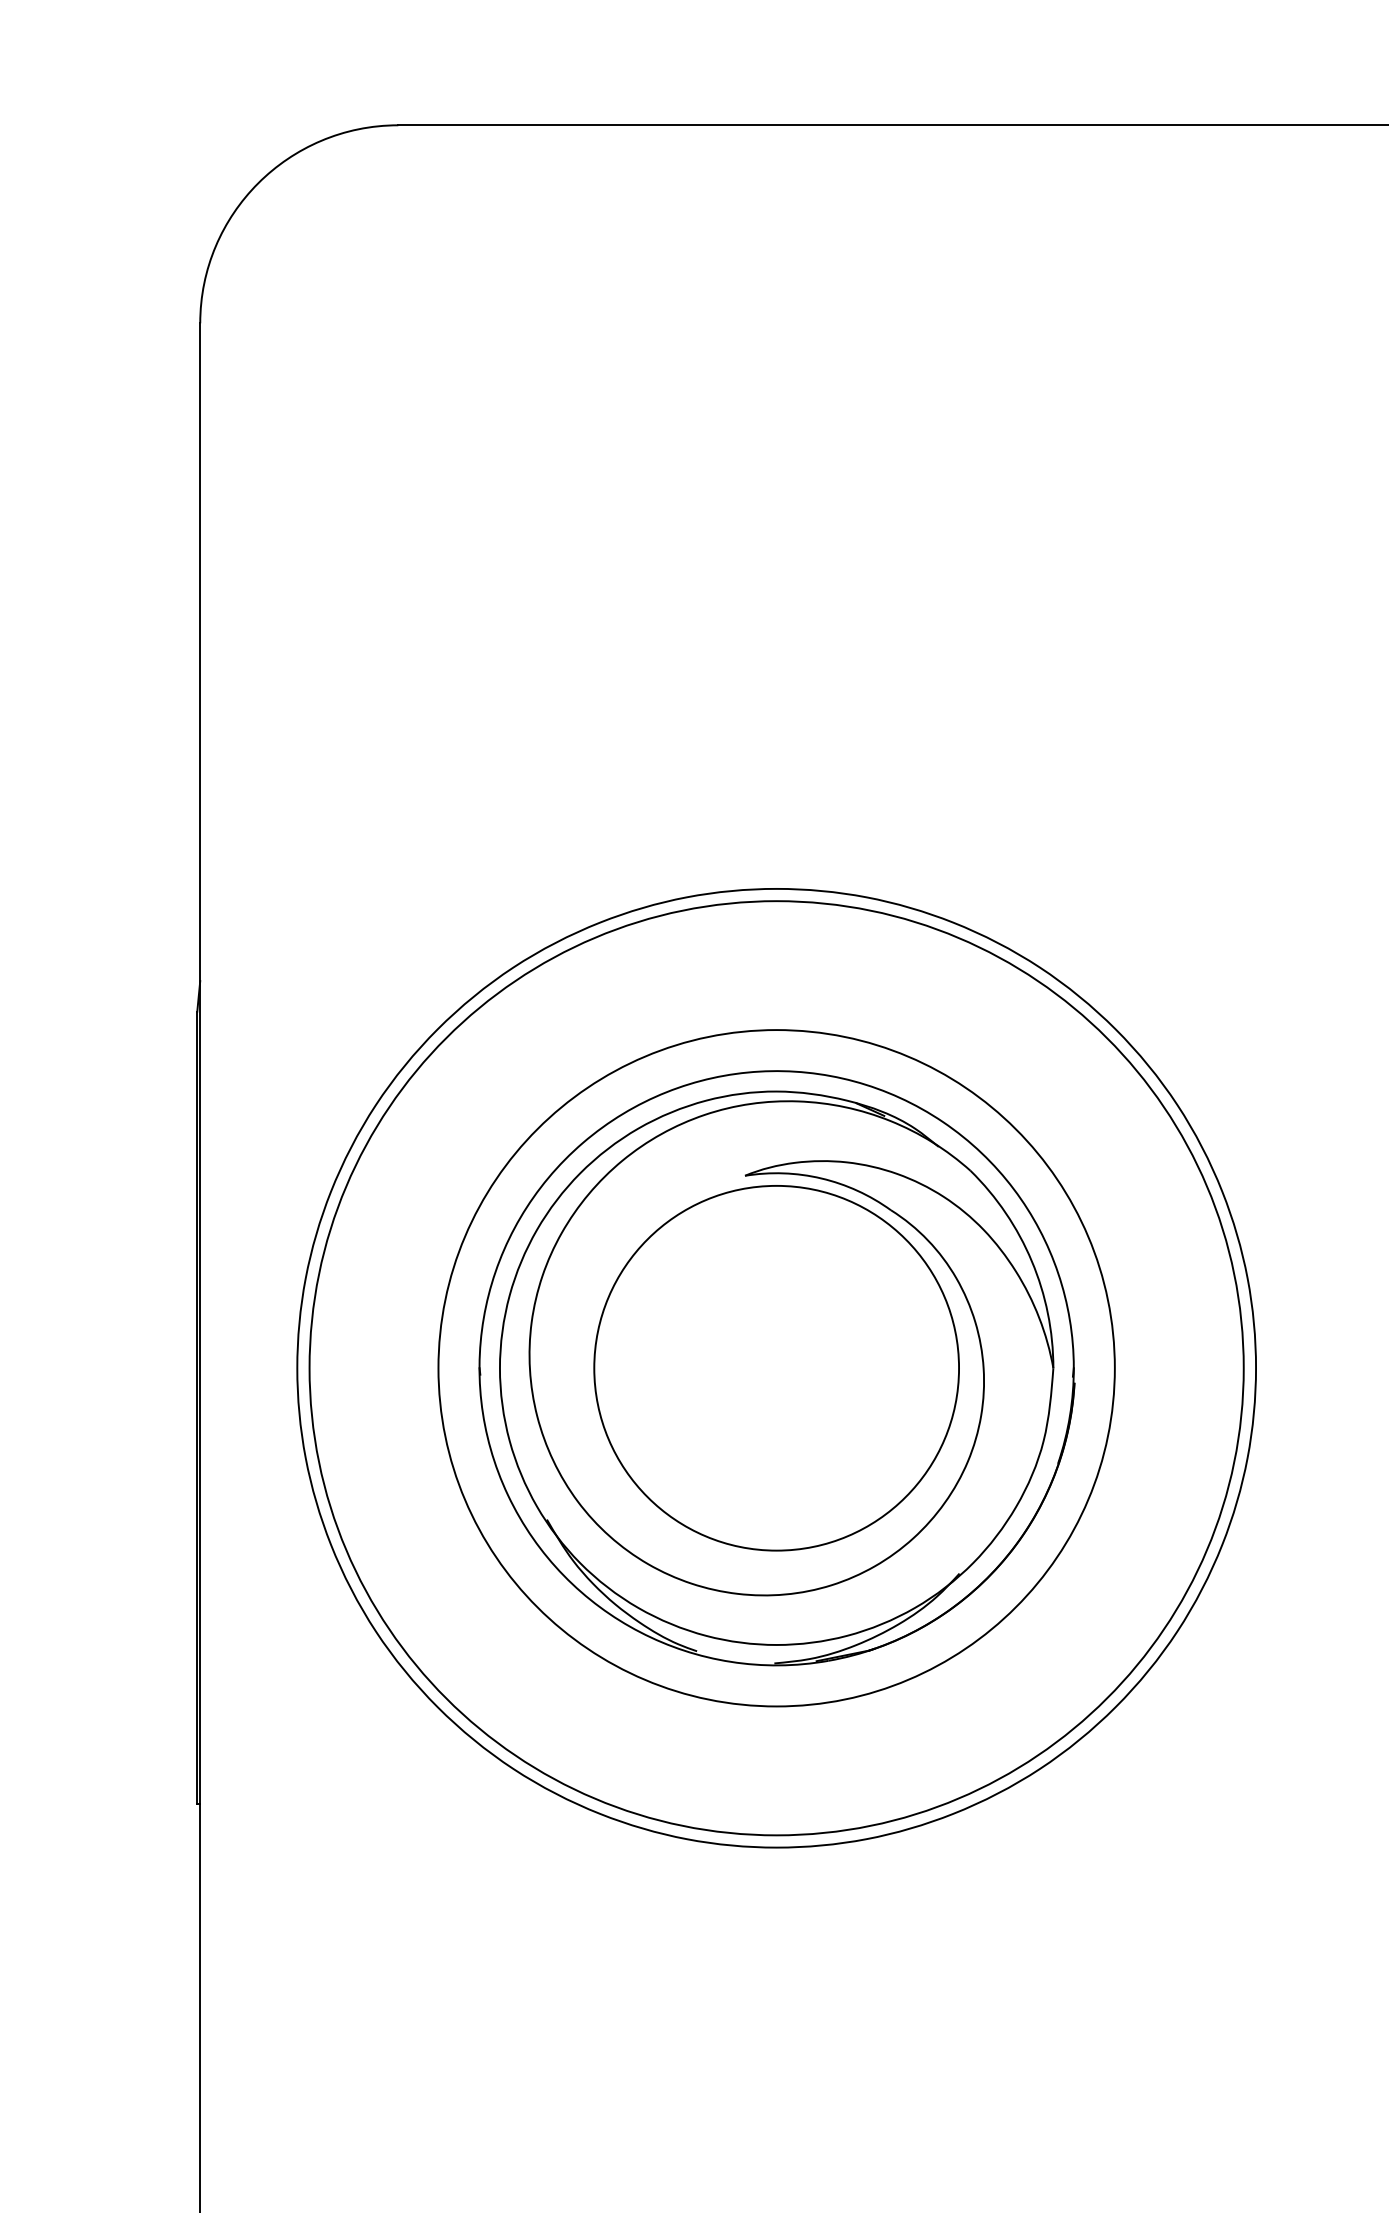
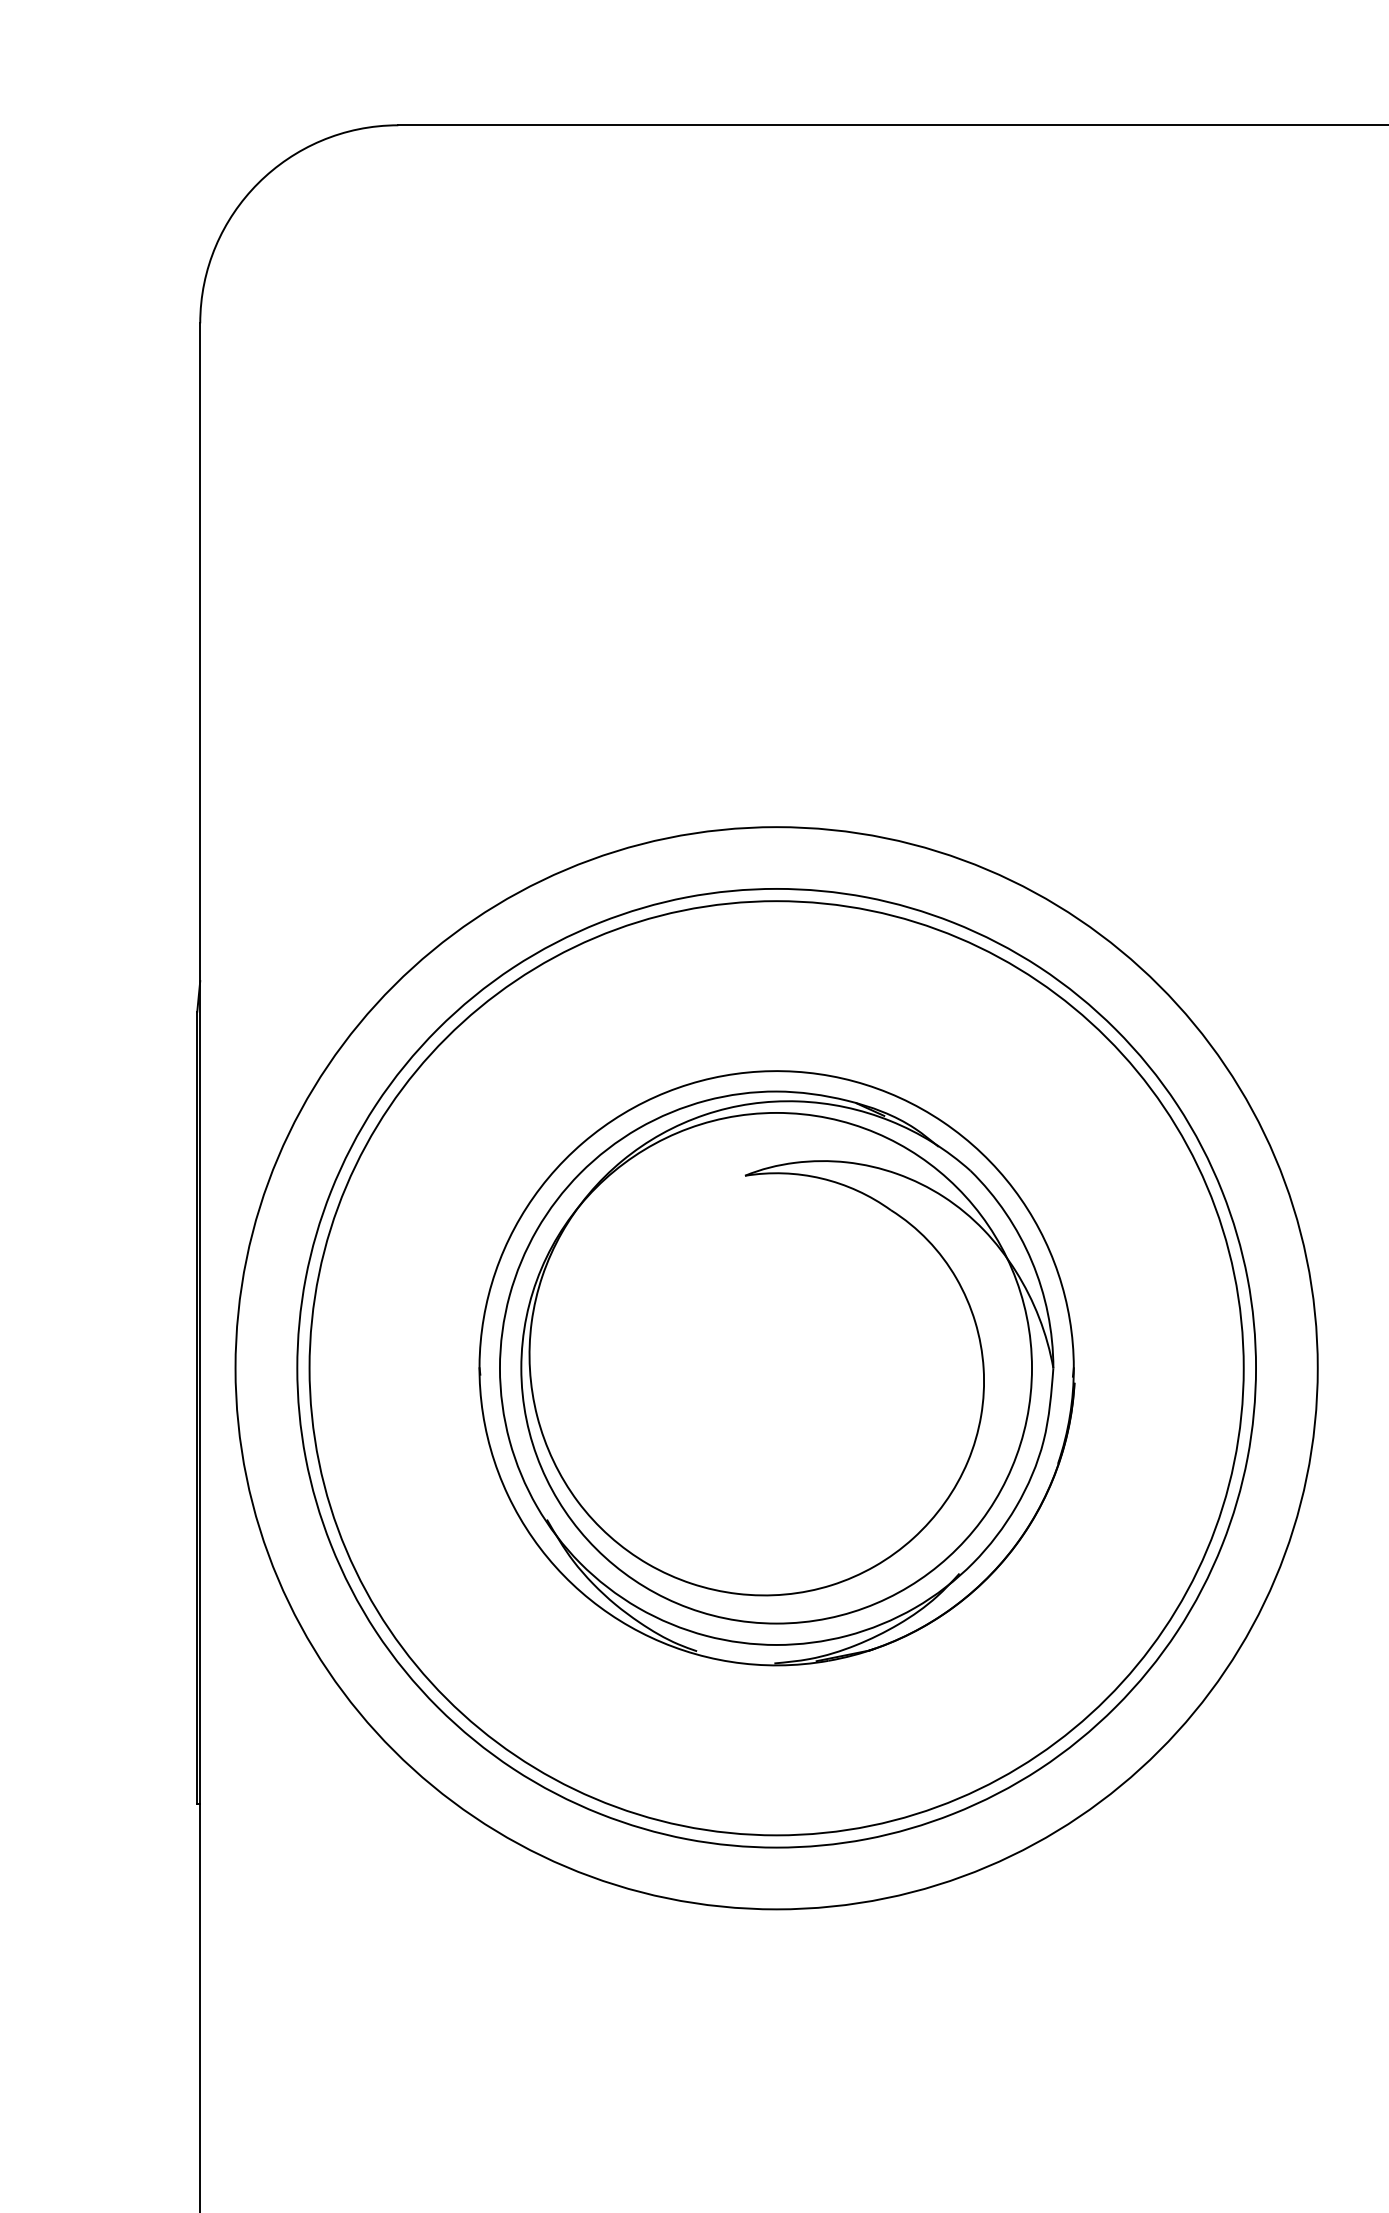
circle diameter: 365 px -> 511 px (776, 1367)
circle diameter: 676 px -> 1082 px (776, 1368)
